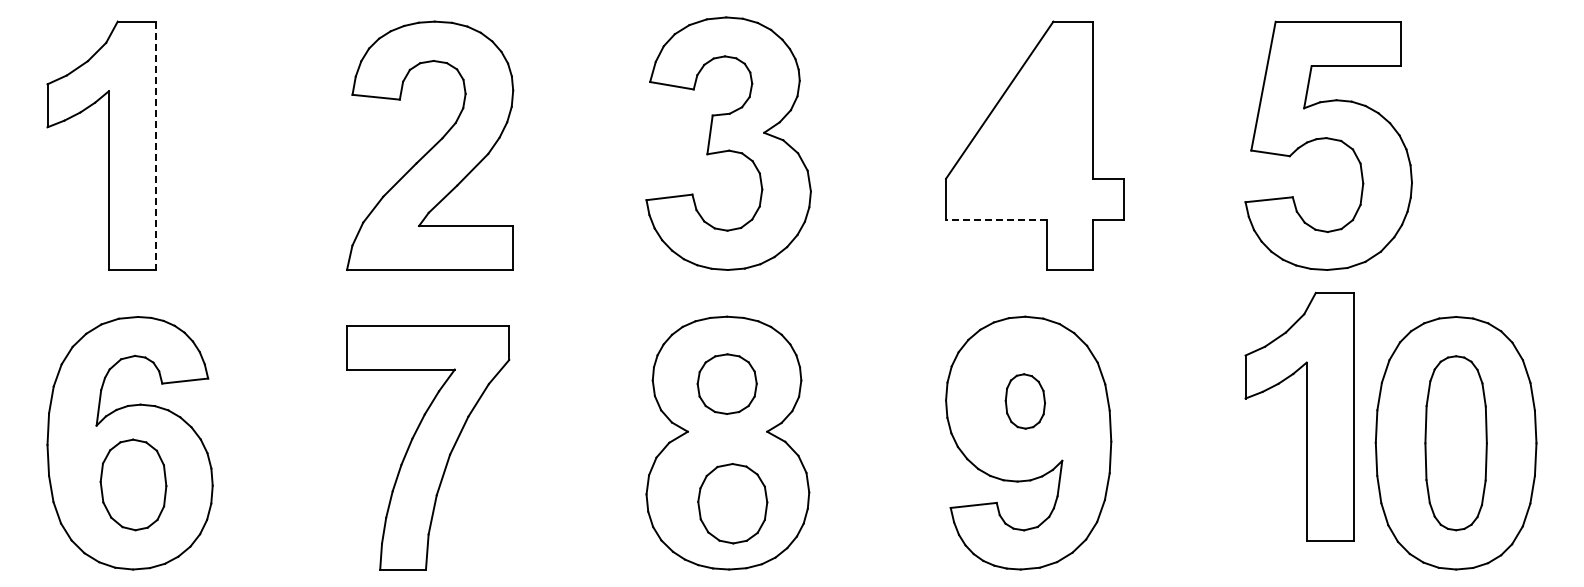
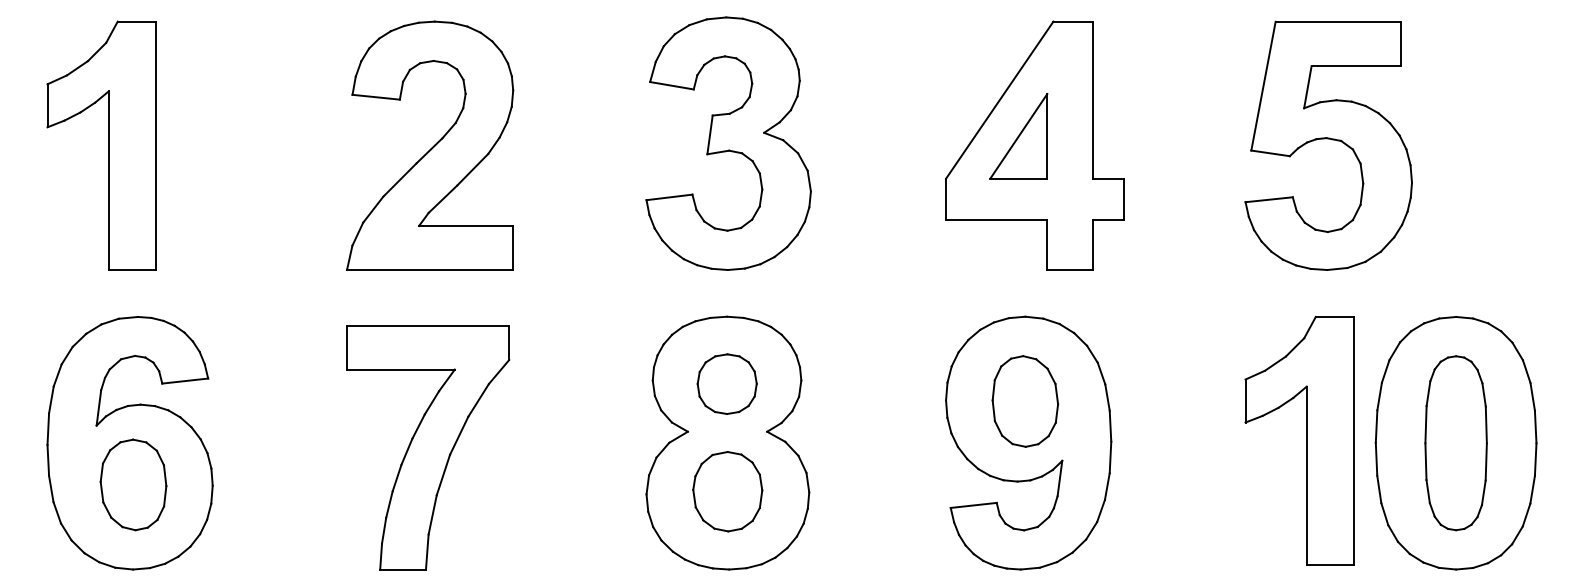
part: none -> present (1018, 136)
line: dashed -> solid (156, 146)
line: dashed -> solid (996, 220)
part size: 42x57 px -> 69x93 px (1025, 401)
part position: (1306, 416) -> (1306, 440) (1306, 440)
part position: (732, 503) -> (727, 491) (727, 491)
